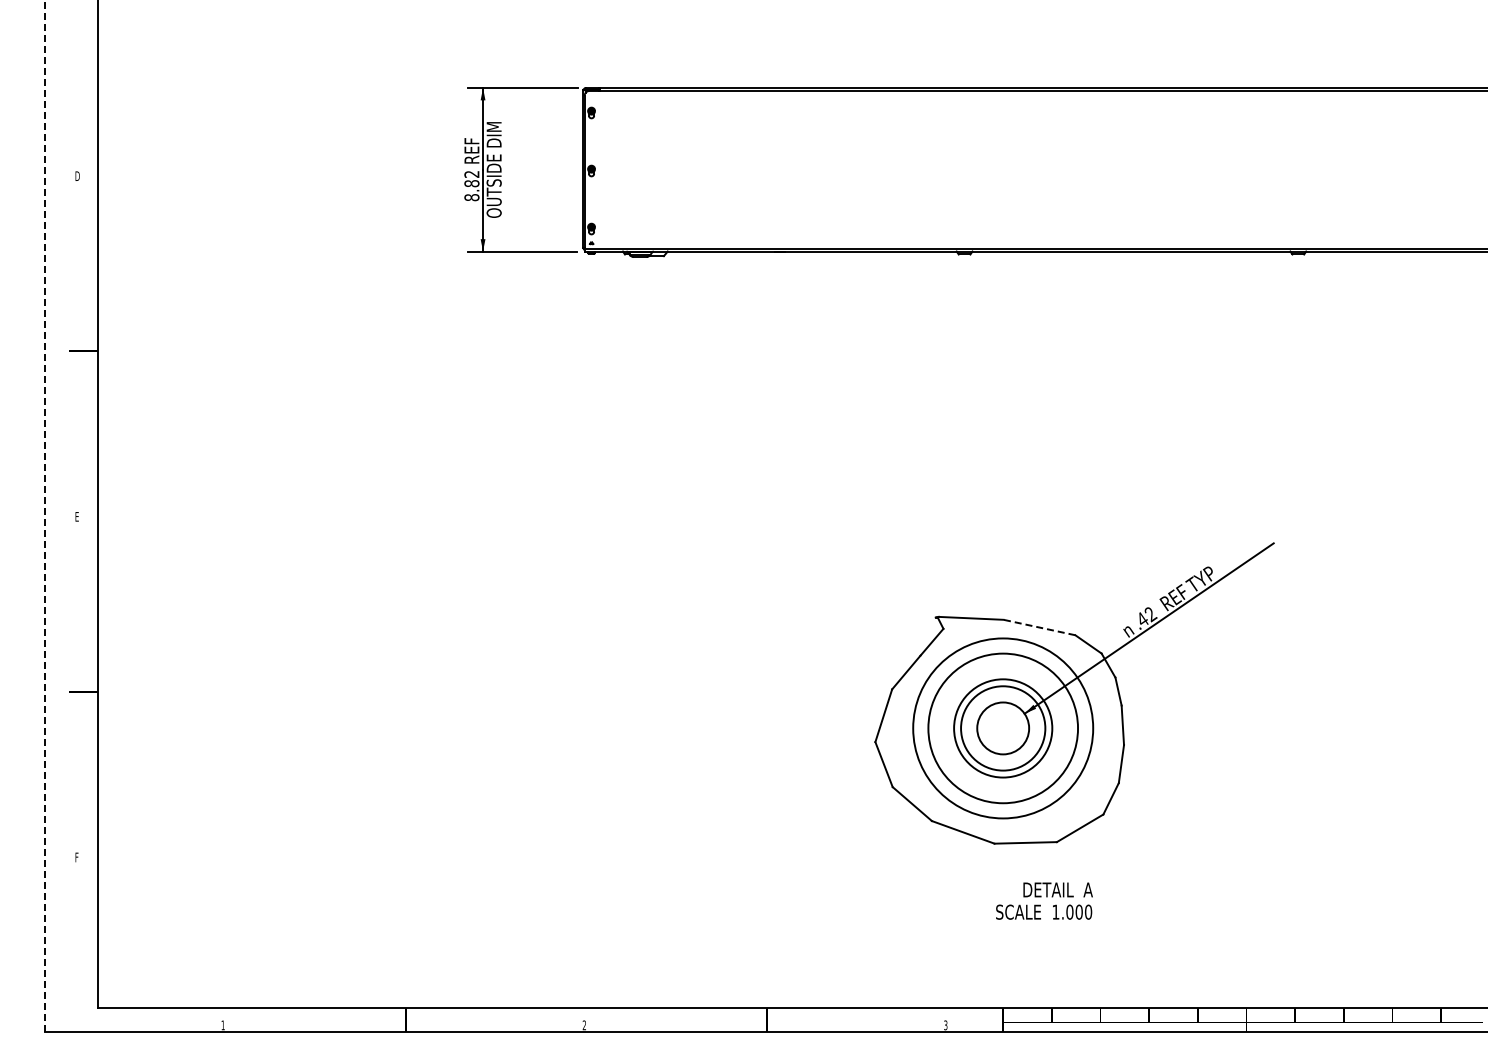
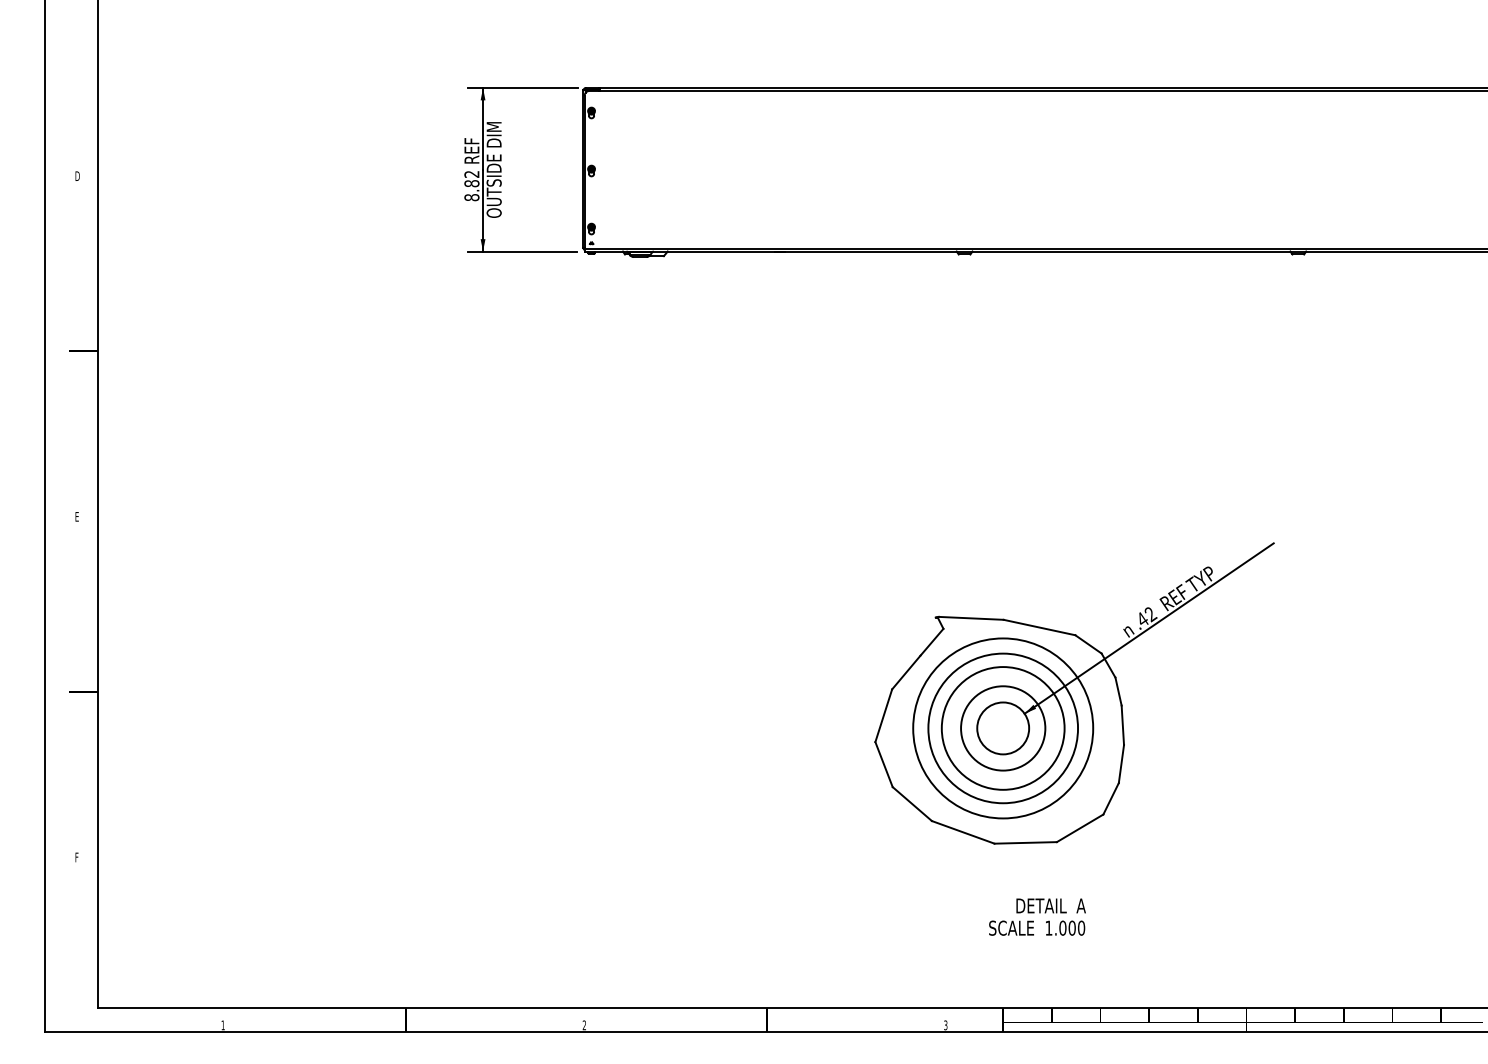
line: dashed -> solid (44, 516)
line: dashed -> solid (1039, 627)
circle diameter: 98 px -> 123 px (1002, 728)
text position: (1044, 900) -> (1037, 916) (1037, 916)
